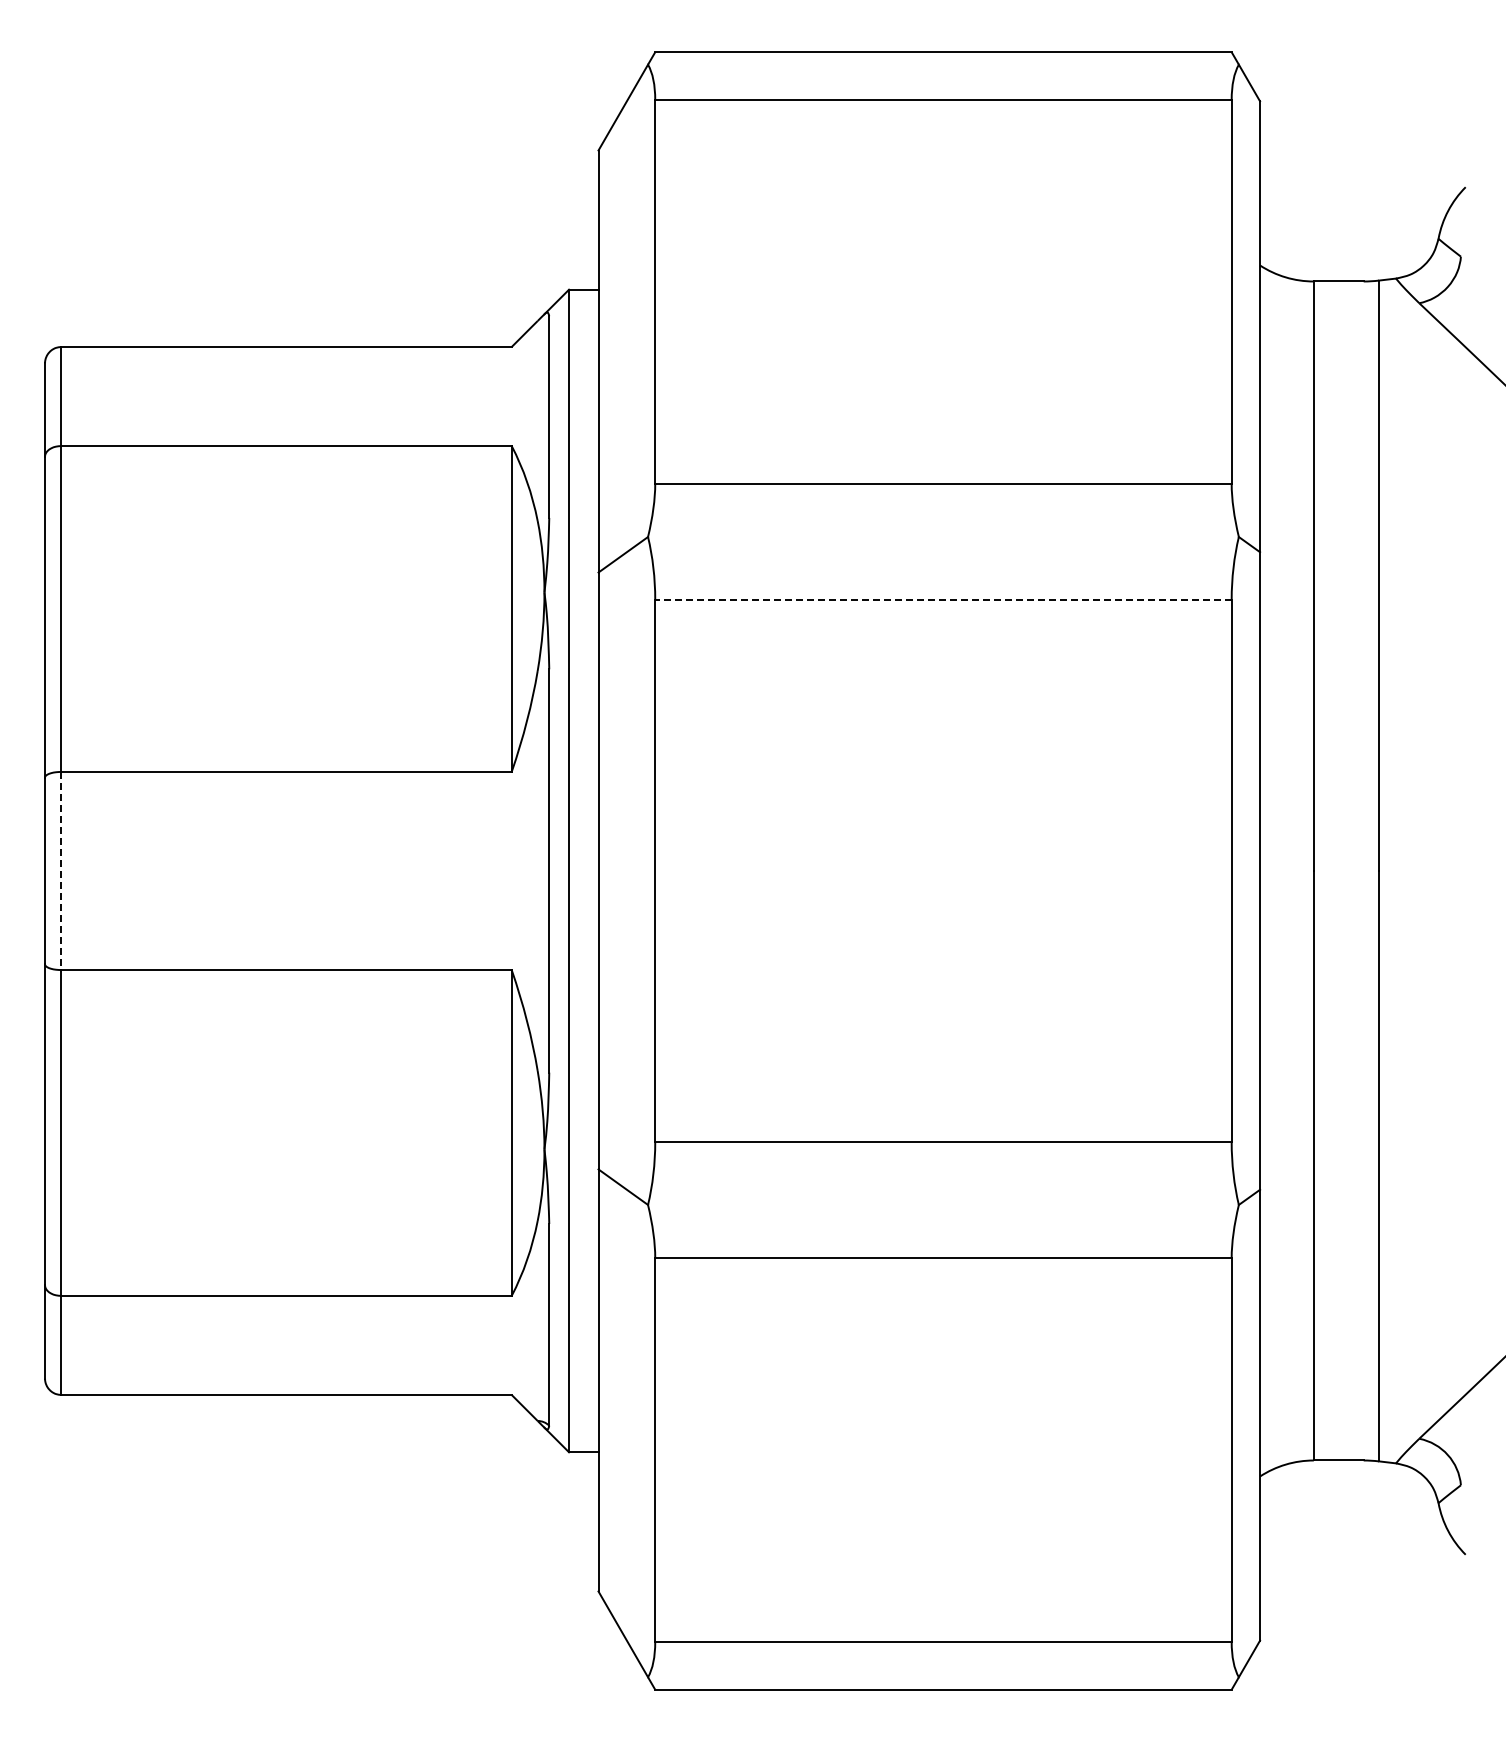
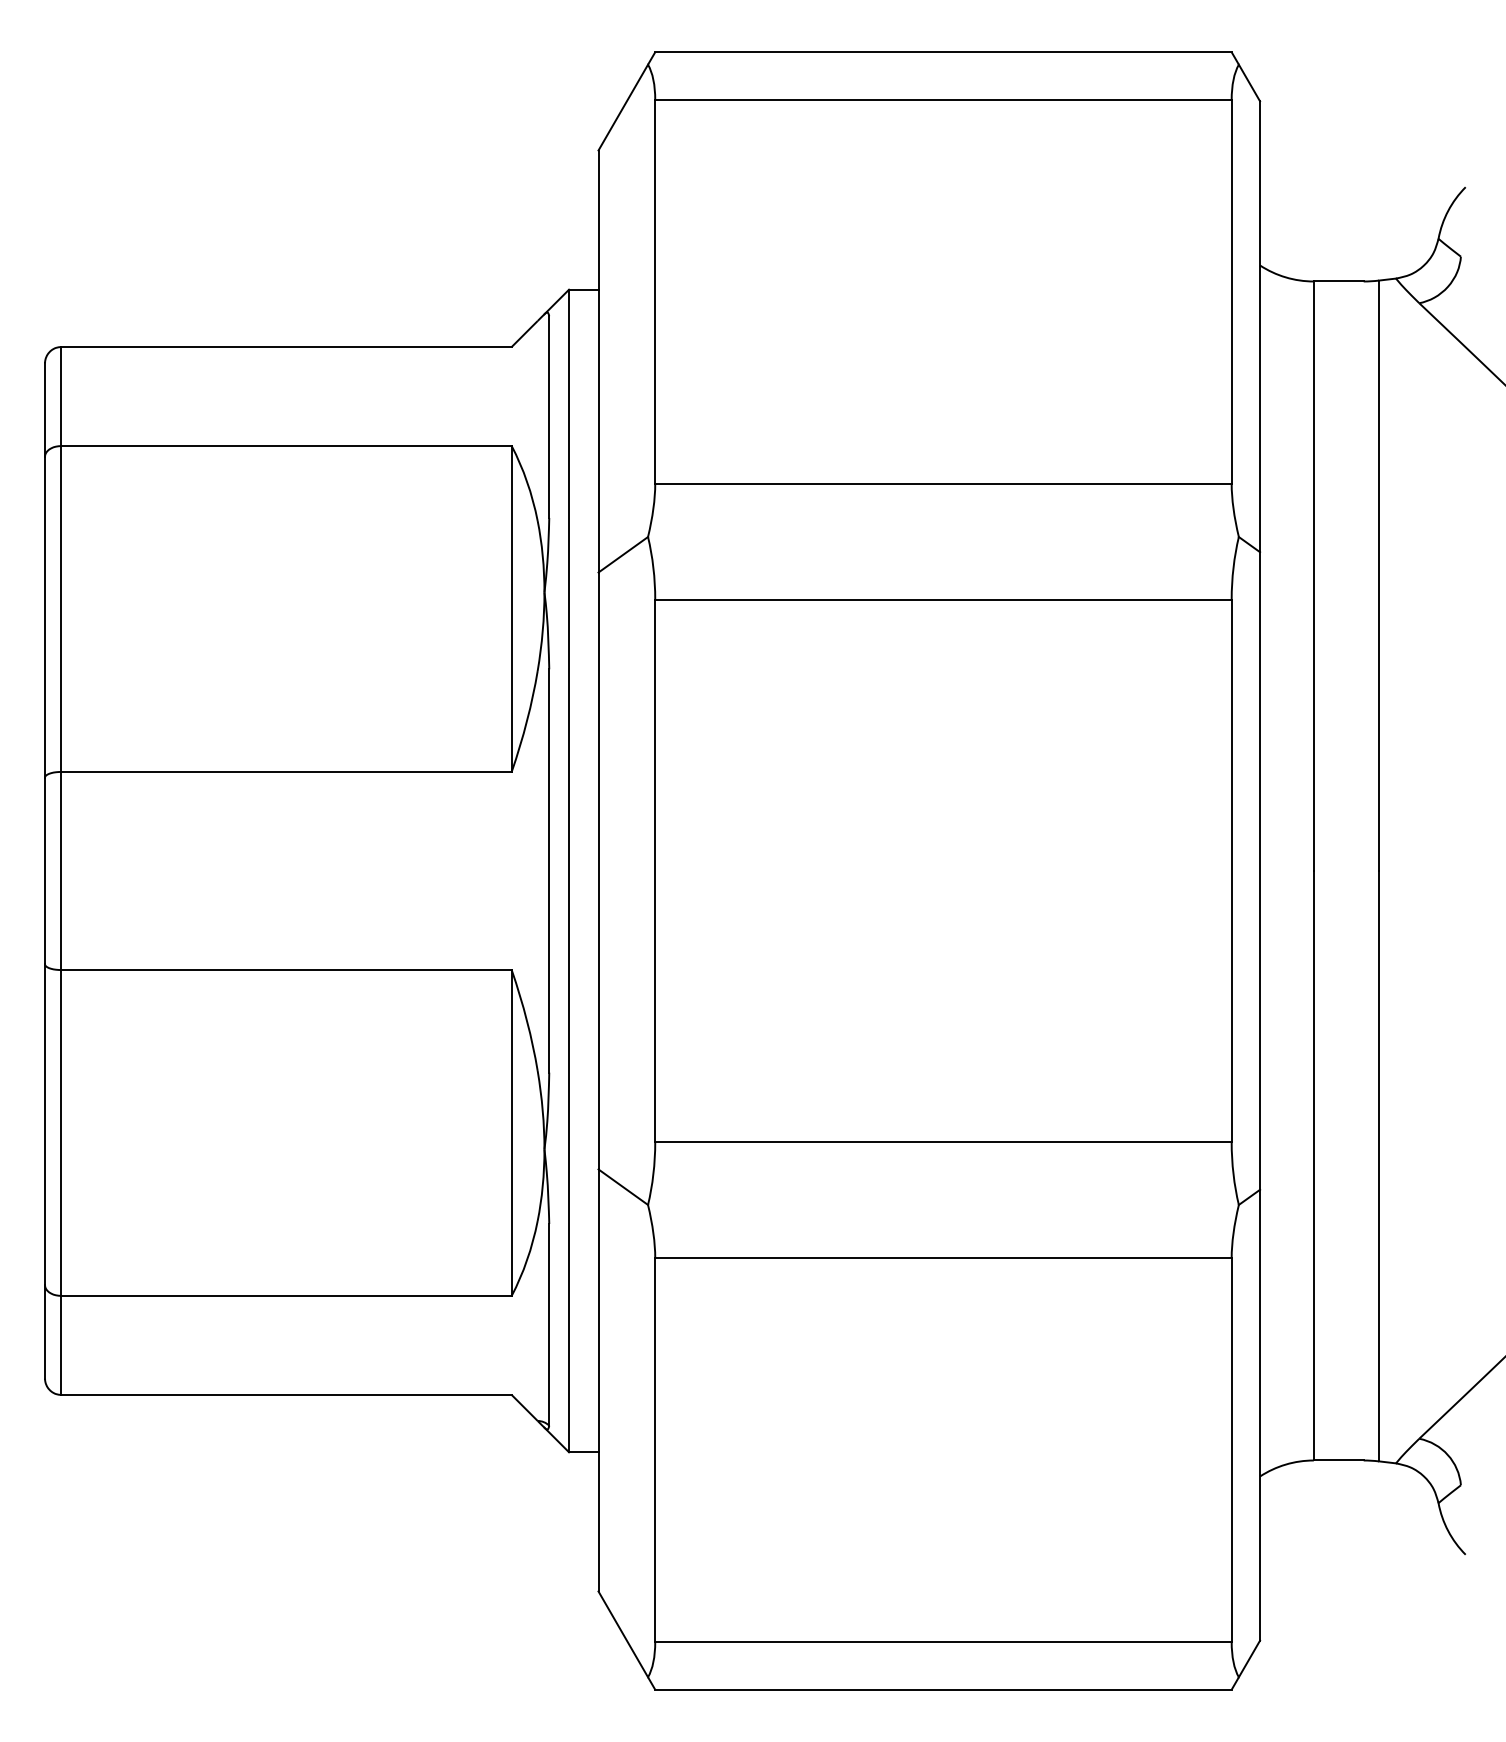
line: dashed -> solid (942, 599)
line: dashed -> solid (61, 871)
